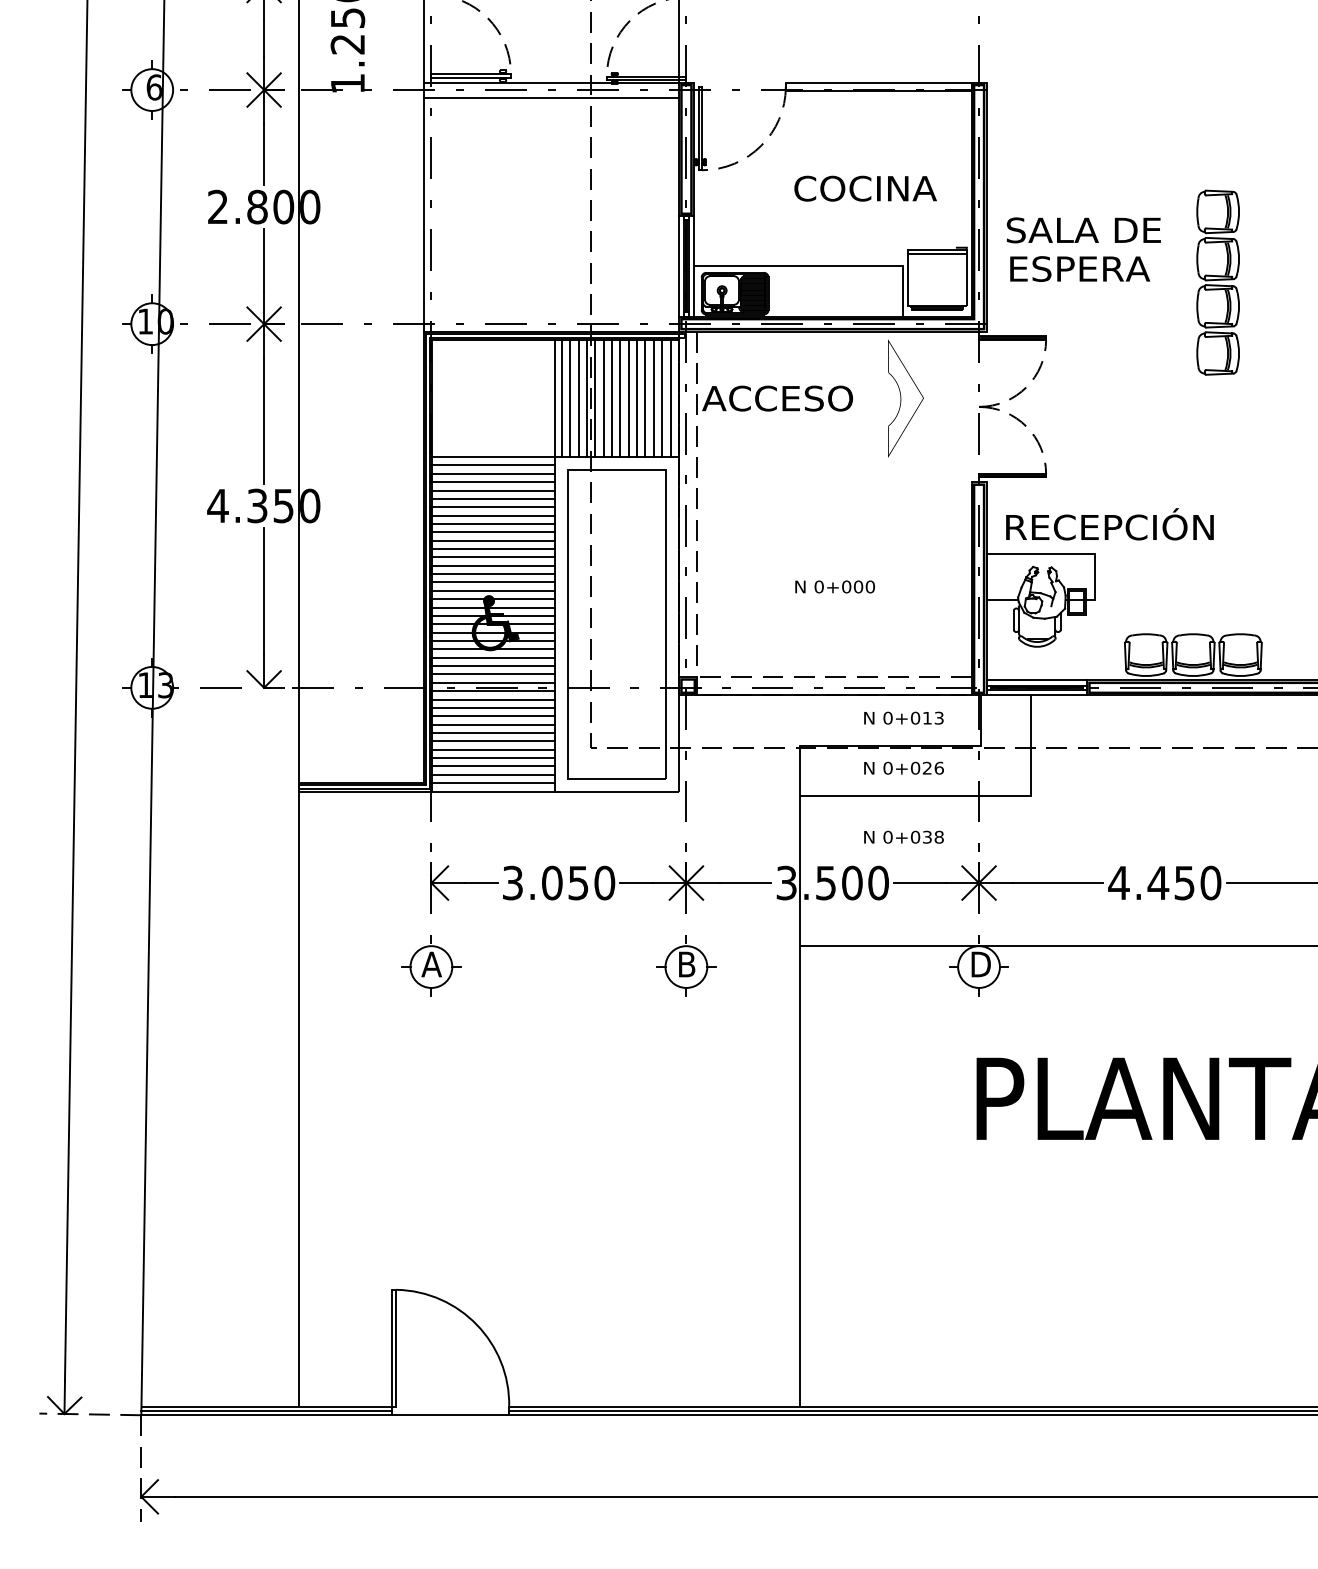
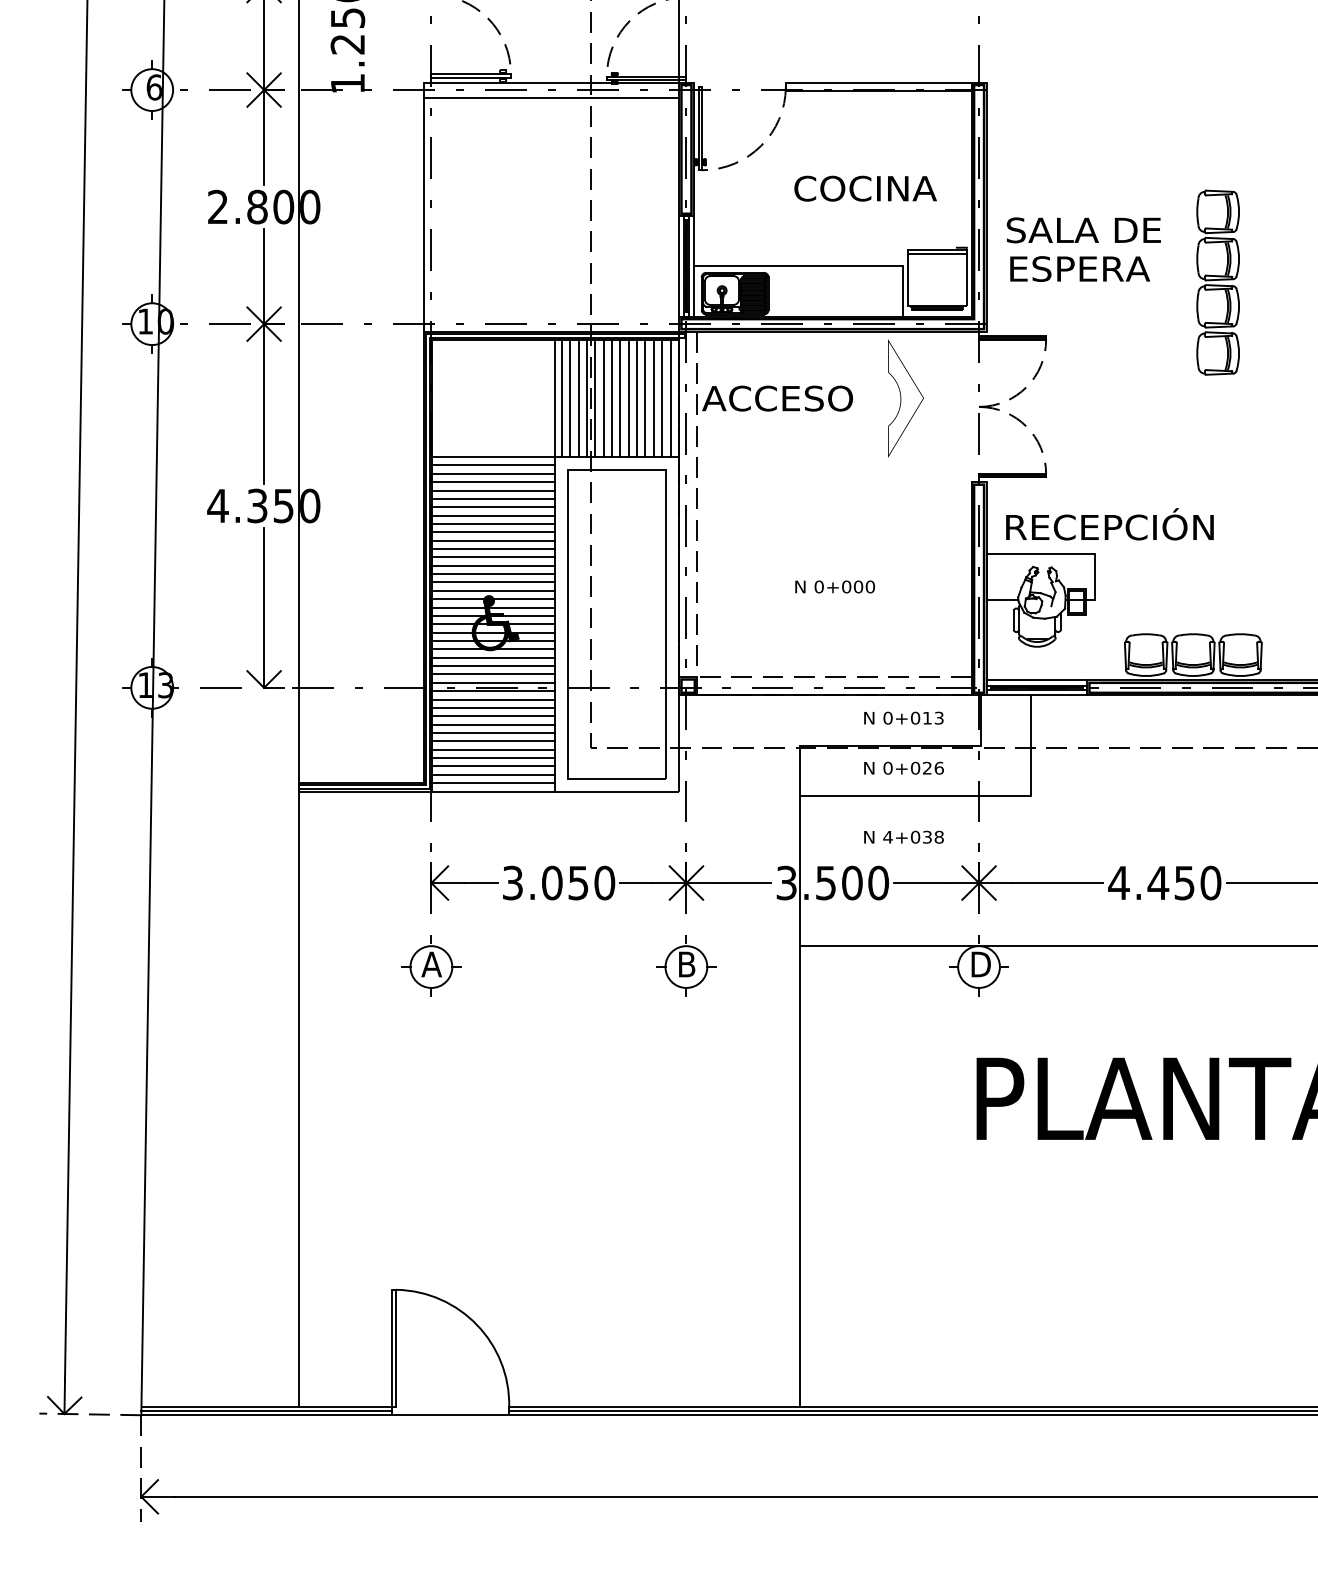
line: present -> none (423, 42)
text: 0+038 -> 4+038 (887, 836)
